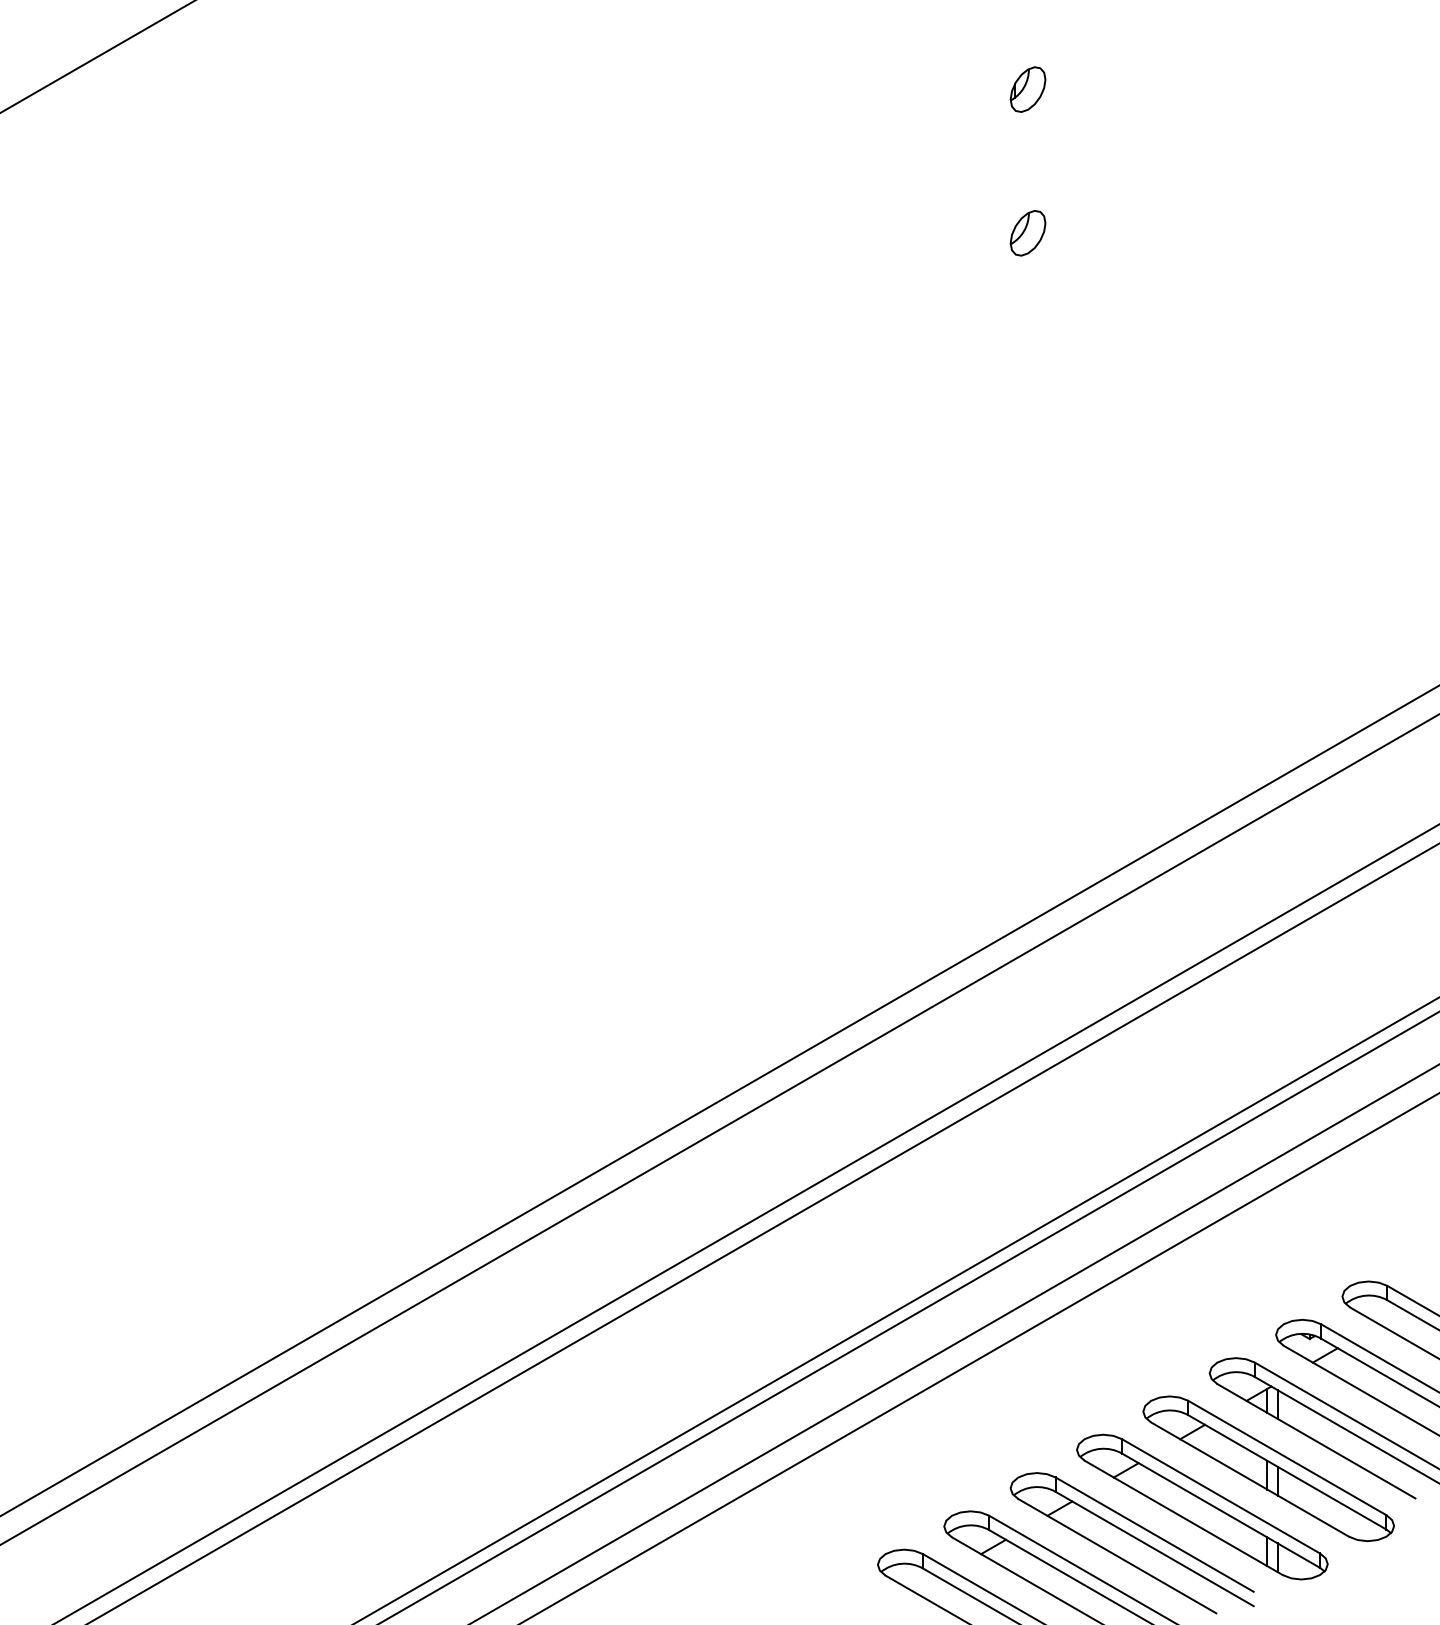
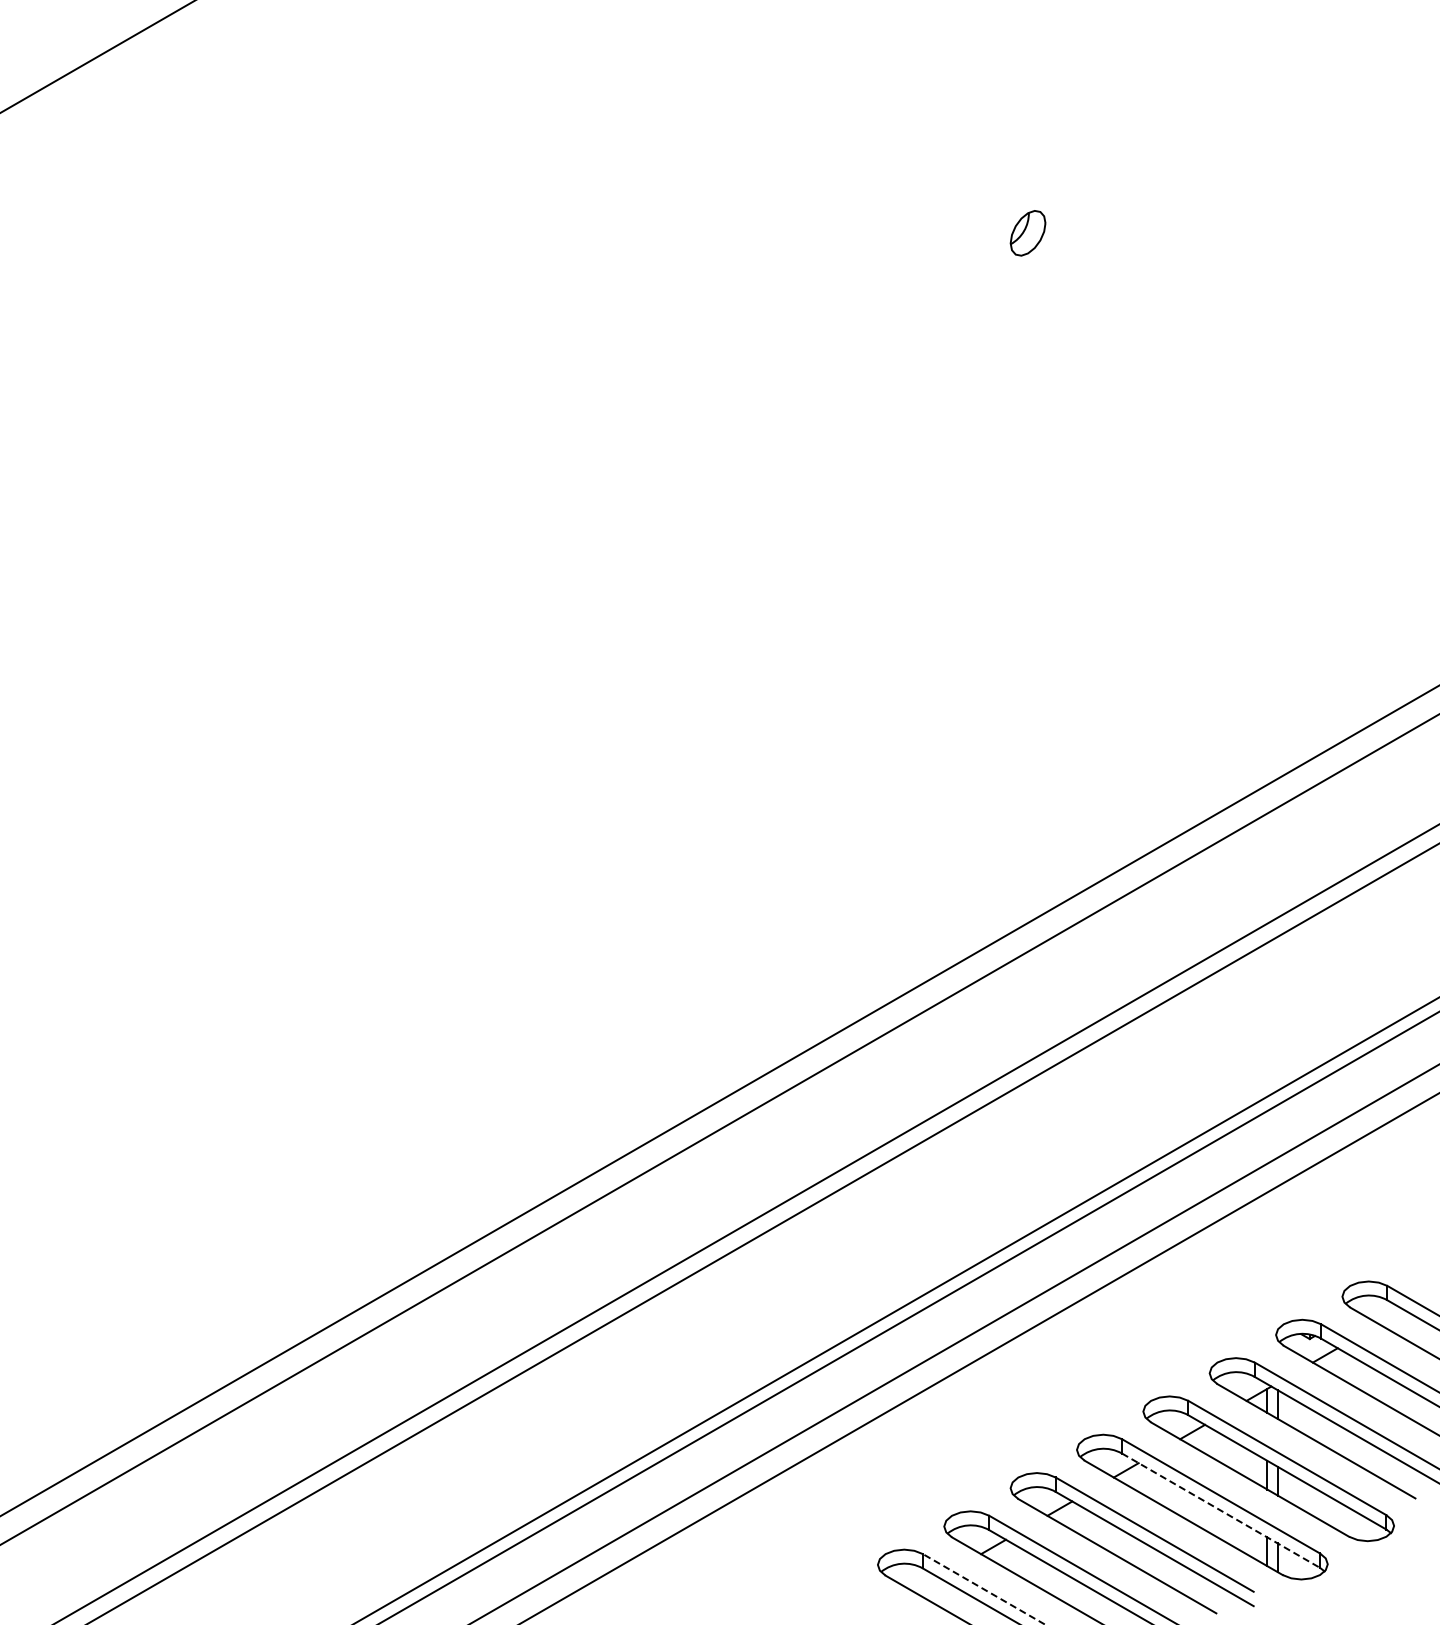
part: present -> none (1027, 89)
line: solid -> dashed (1221, 1510)
line: solid -> dashed (984, 1589)
